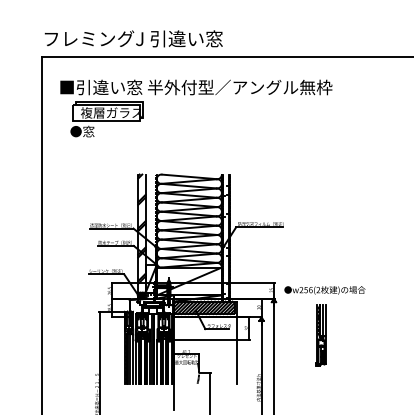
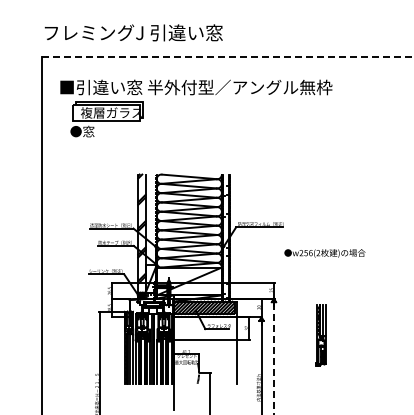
text position: (133, 38) -> (133, 32) (133, 32)
line: solid -> dashed (228, 57)
text position: (324, 290) -> (324, 253) (324, 253)
line: solid -> dashed (273, 358)
